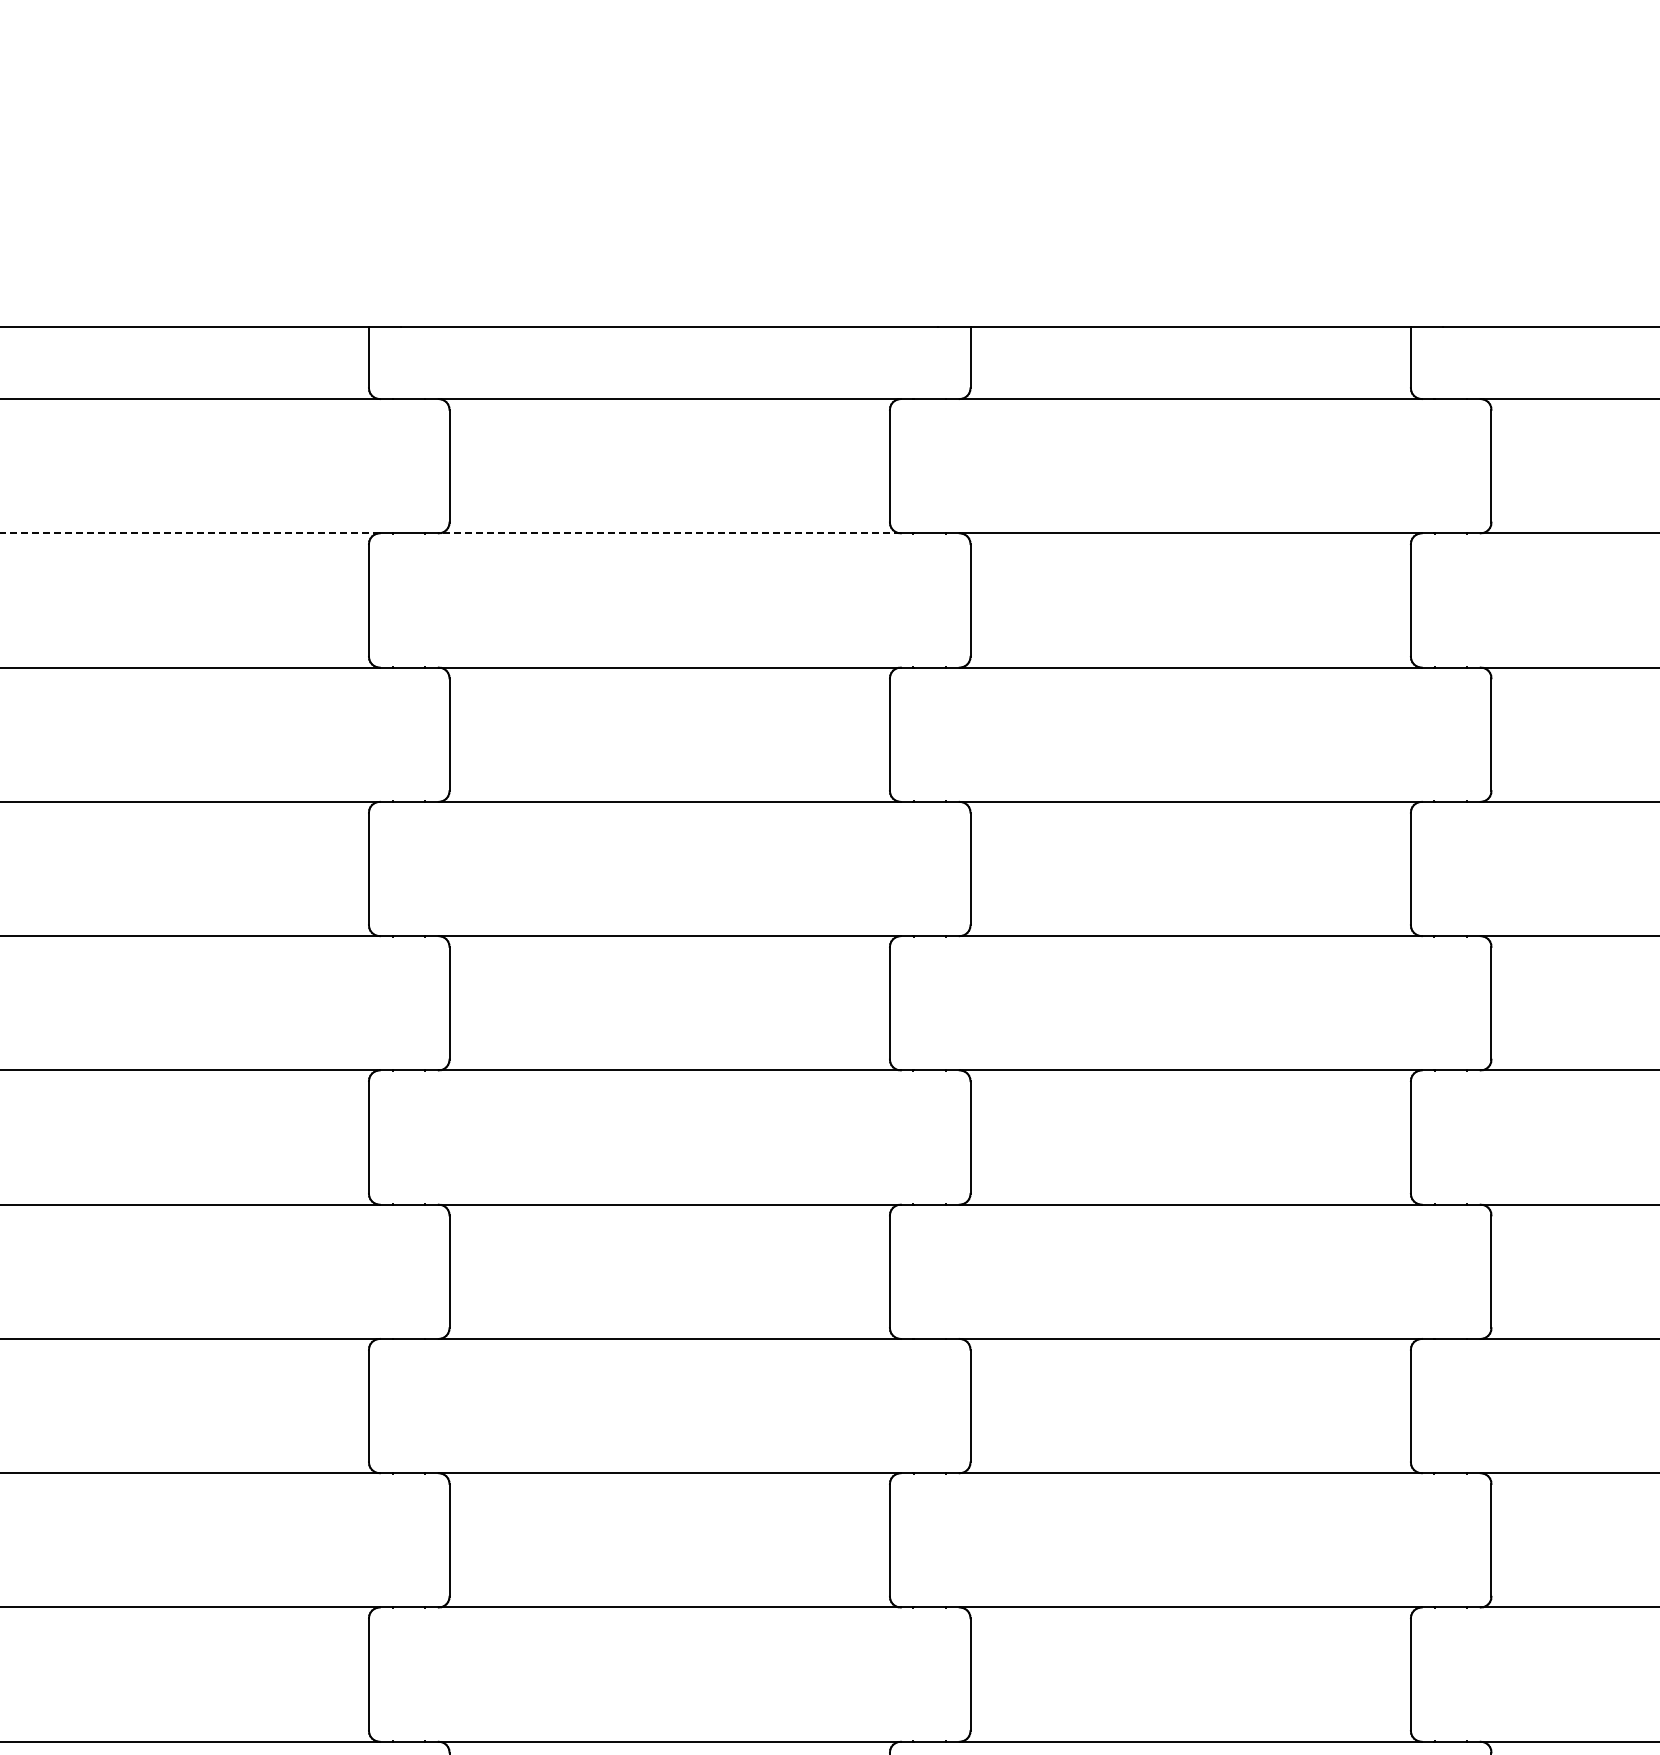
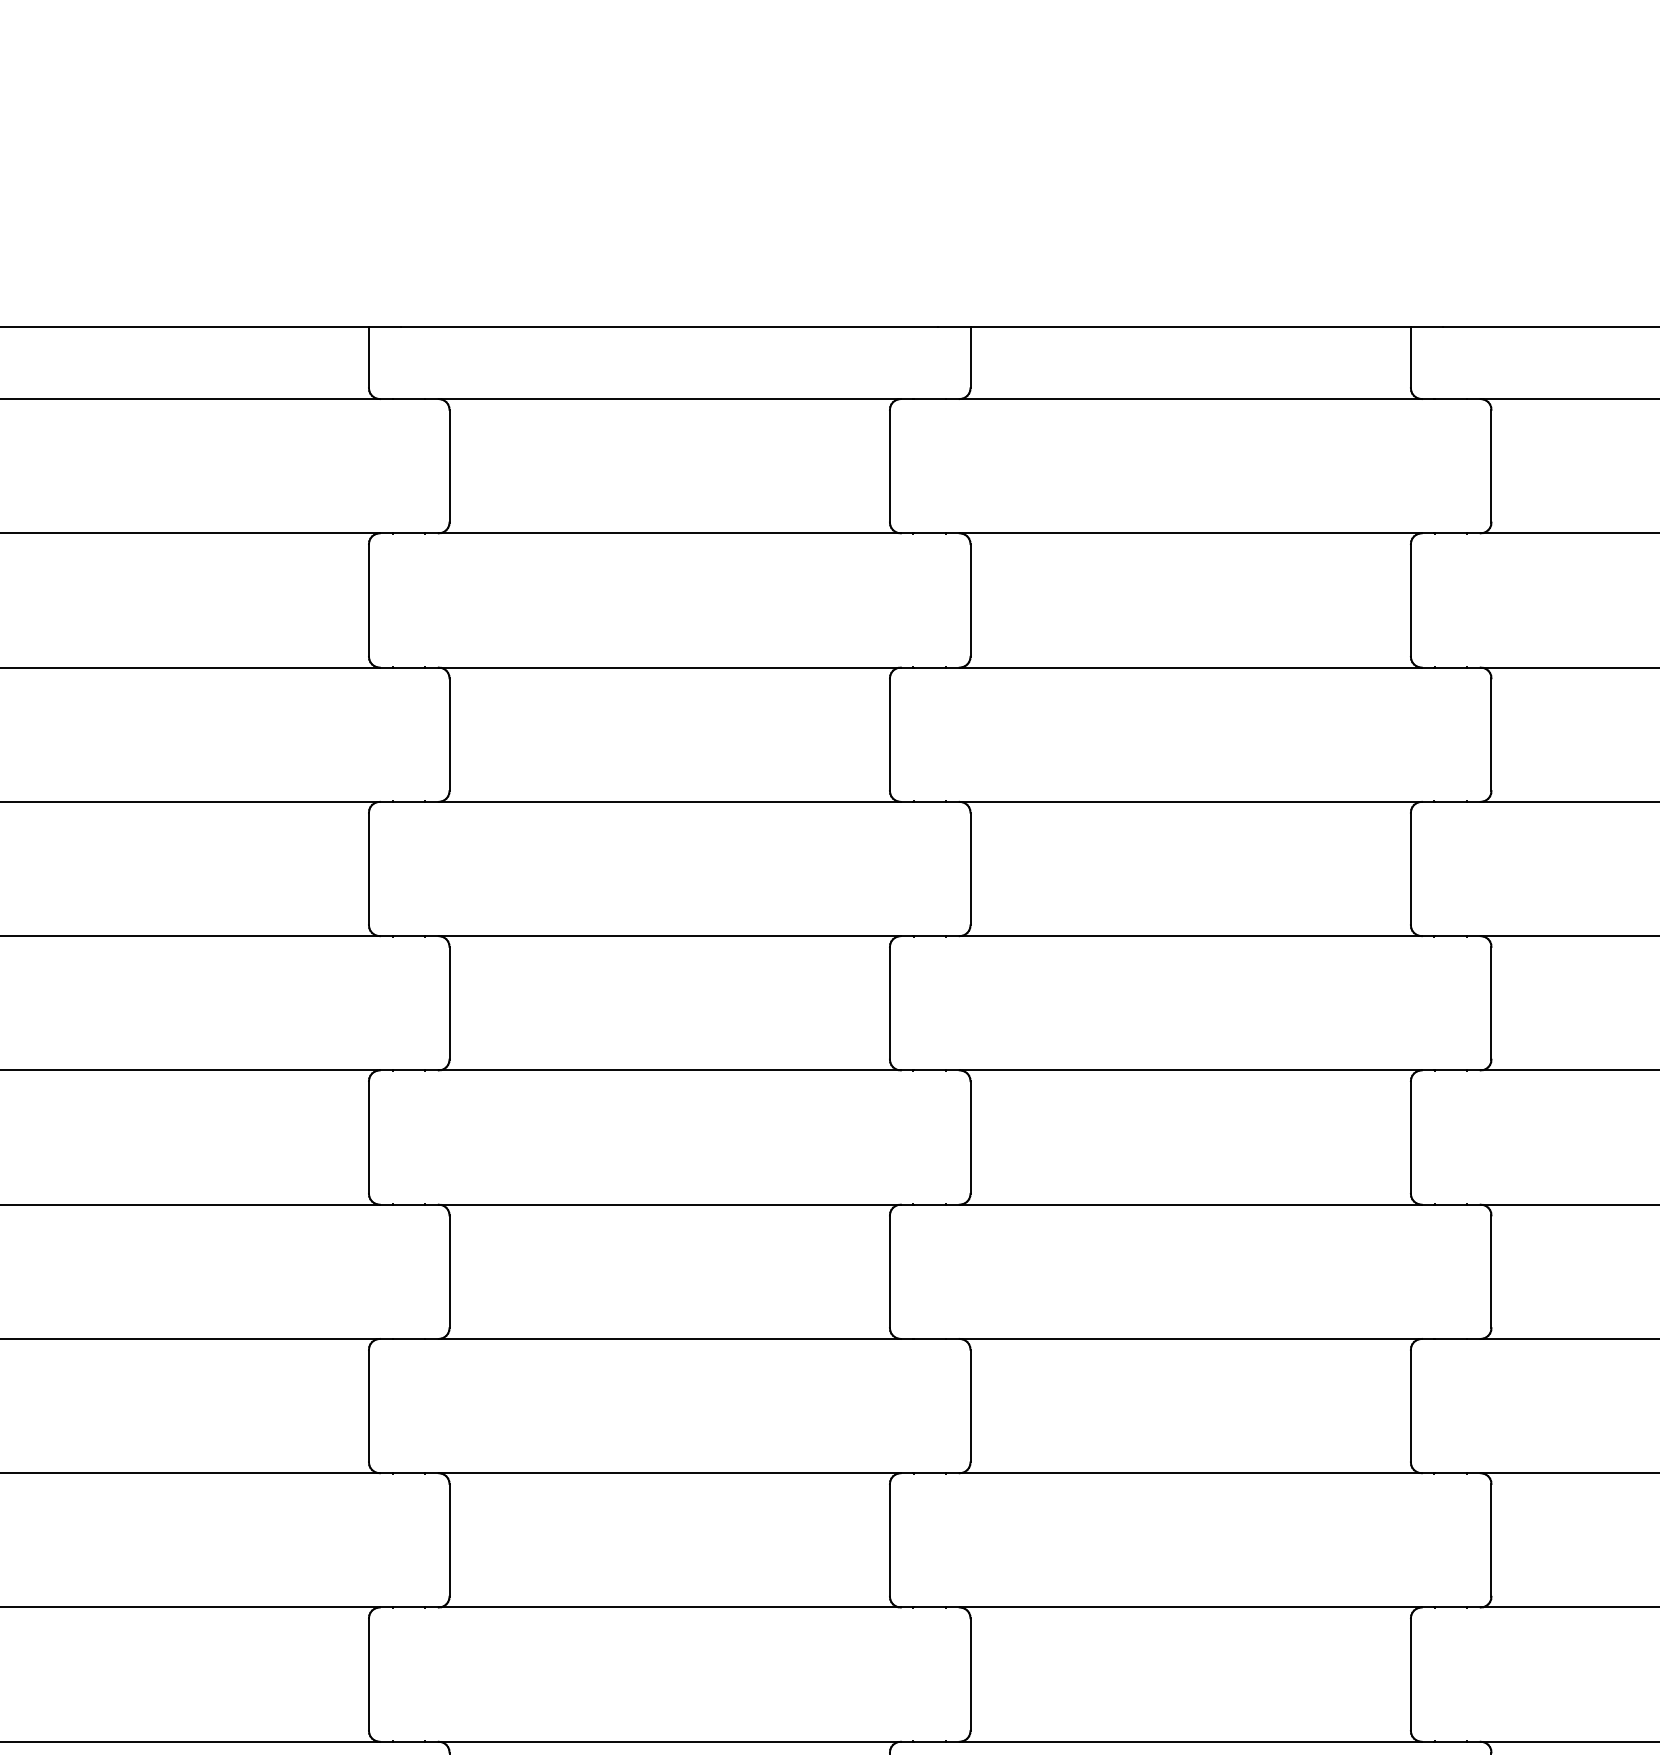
line: dashed -> solid (190, 533)
line: dashed -> solid (669, 533)
